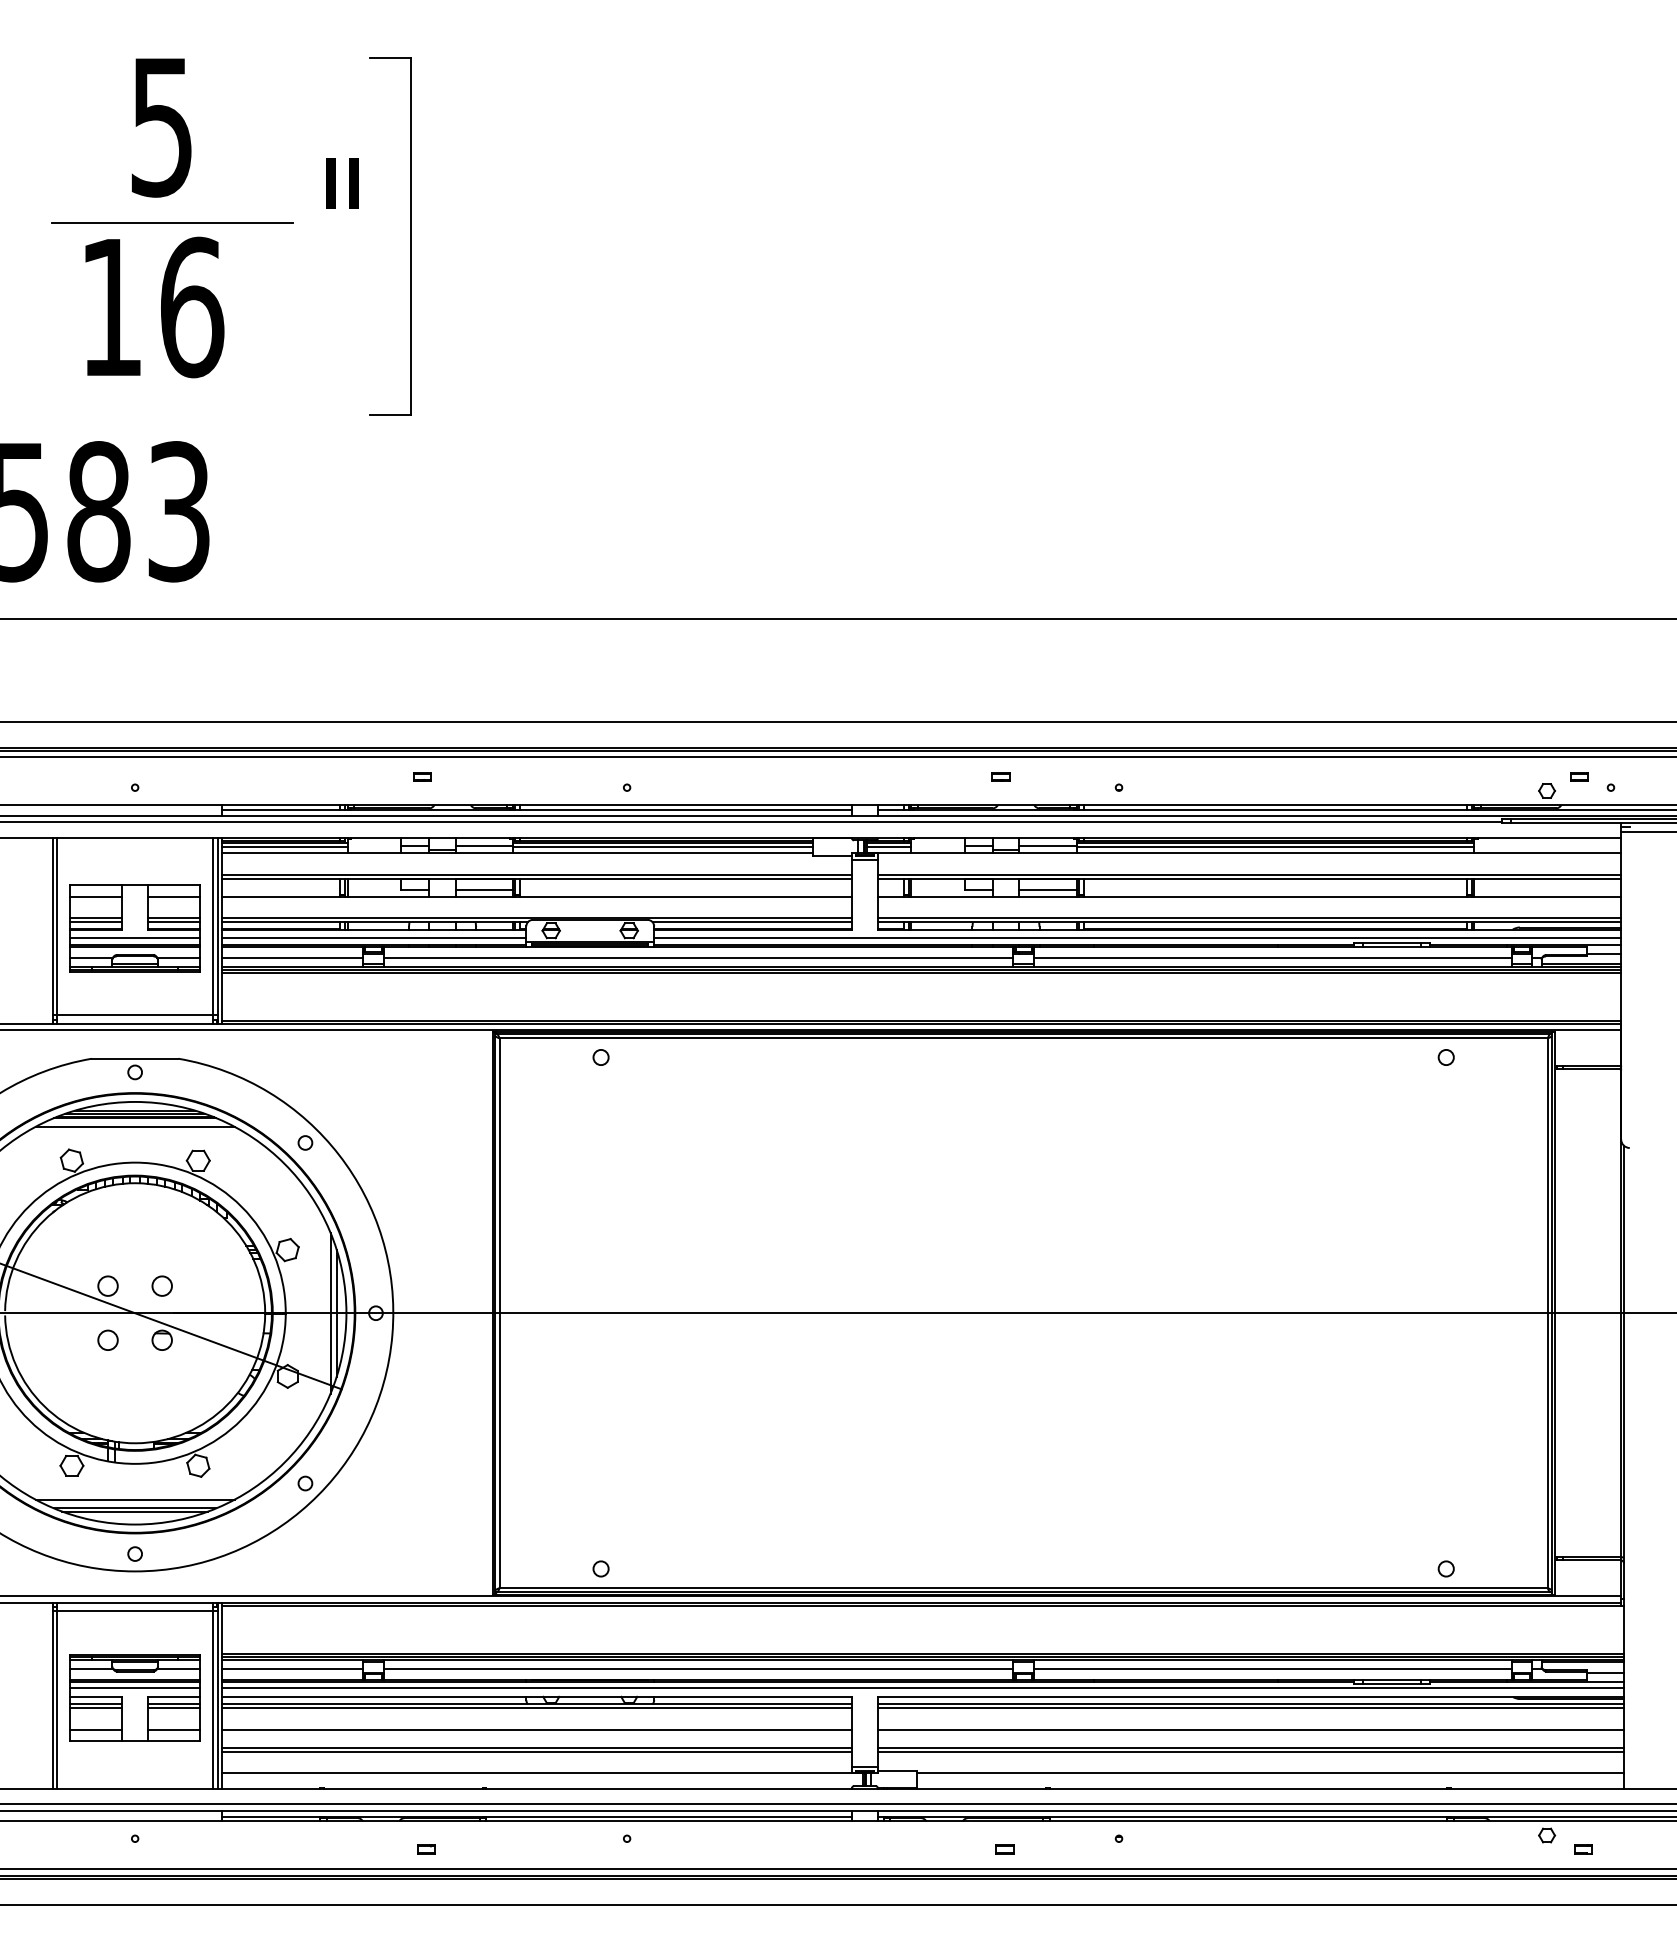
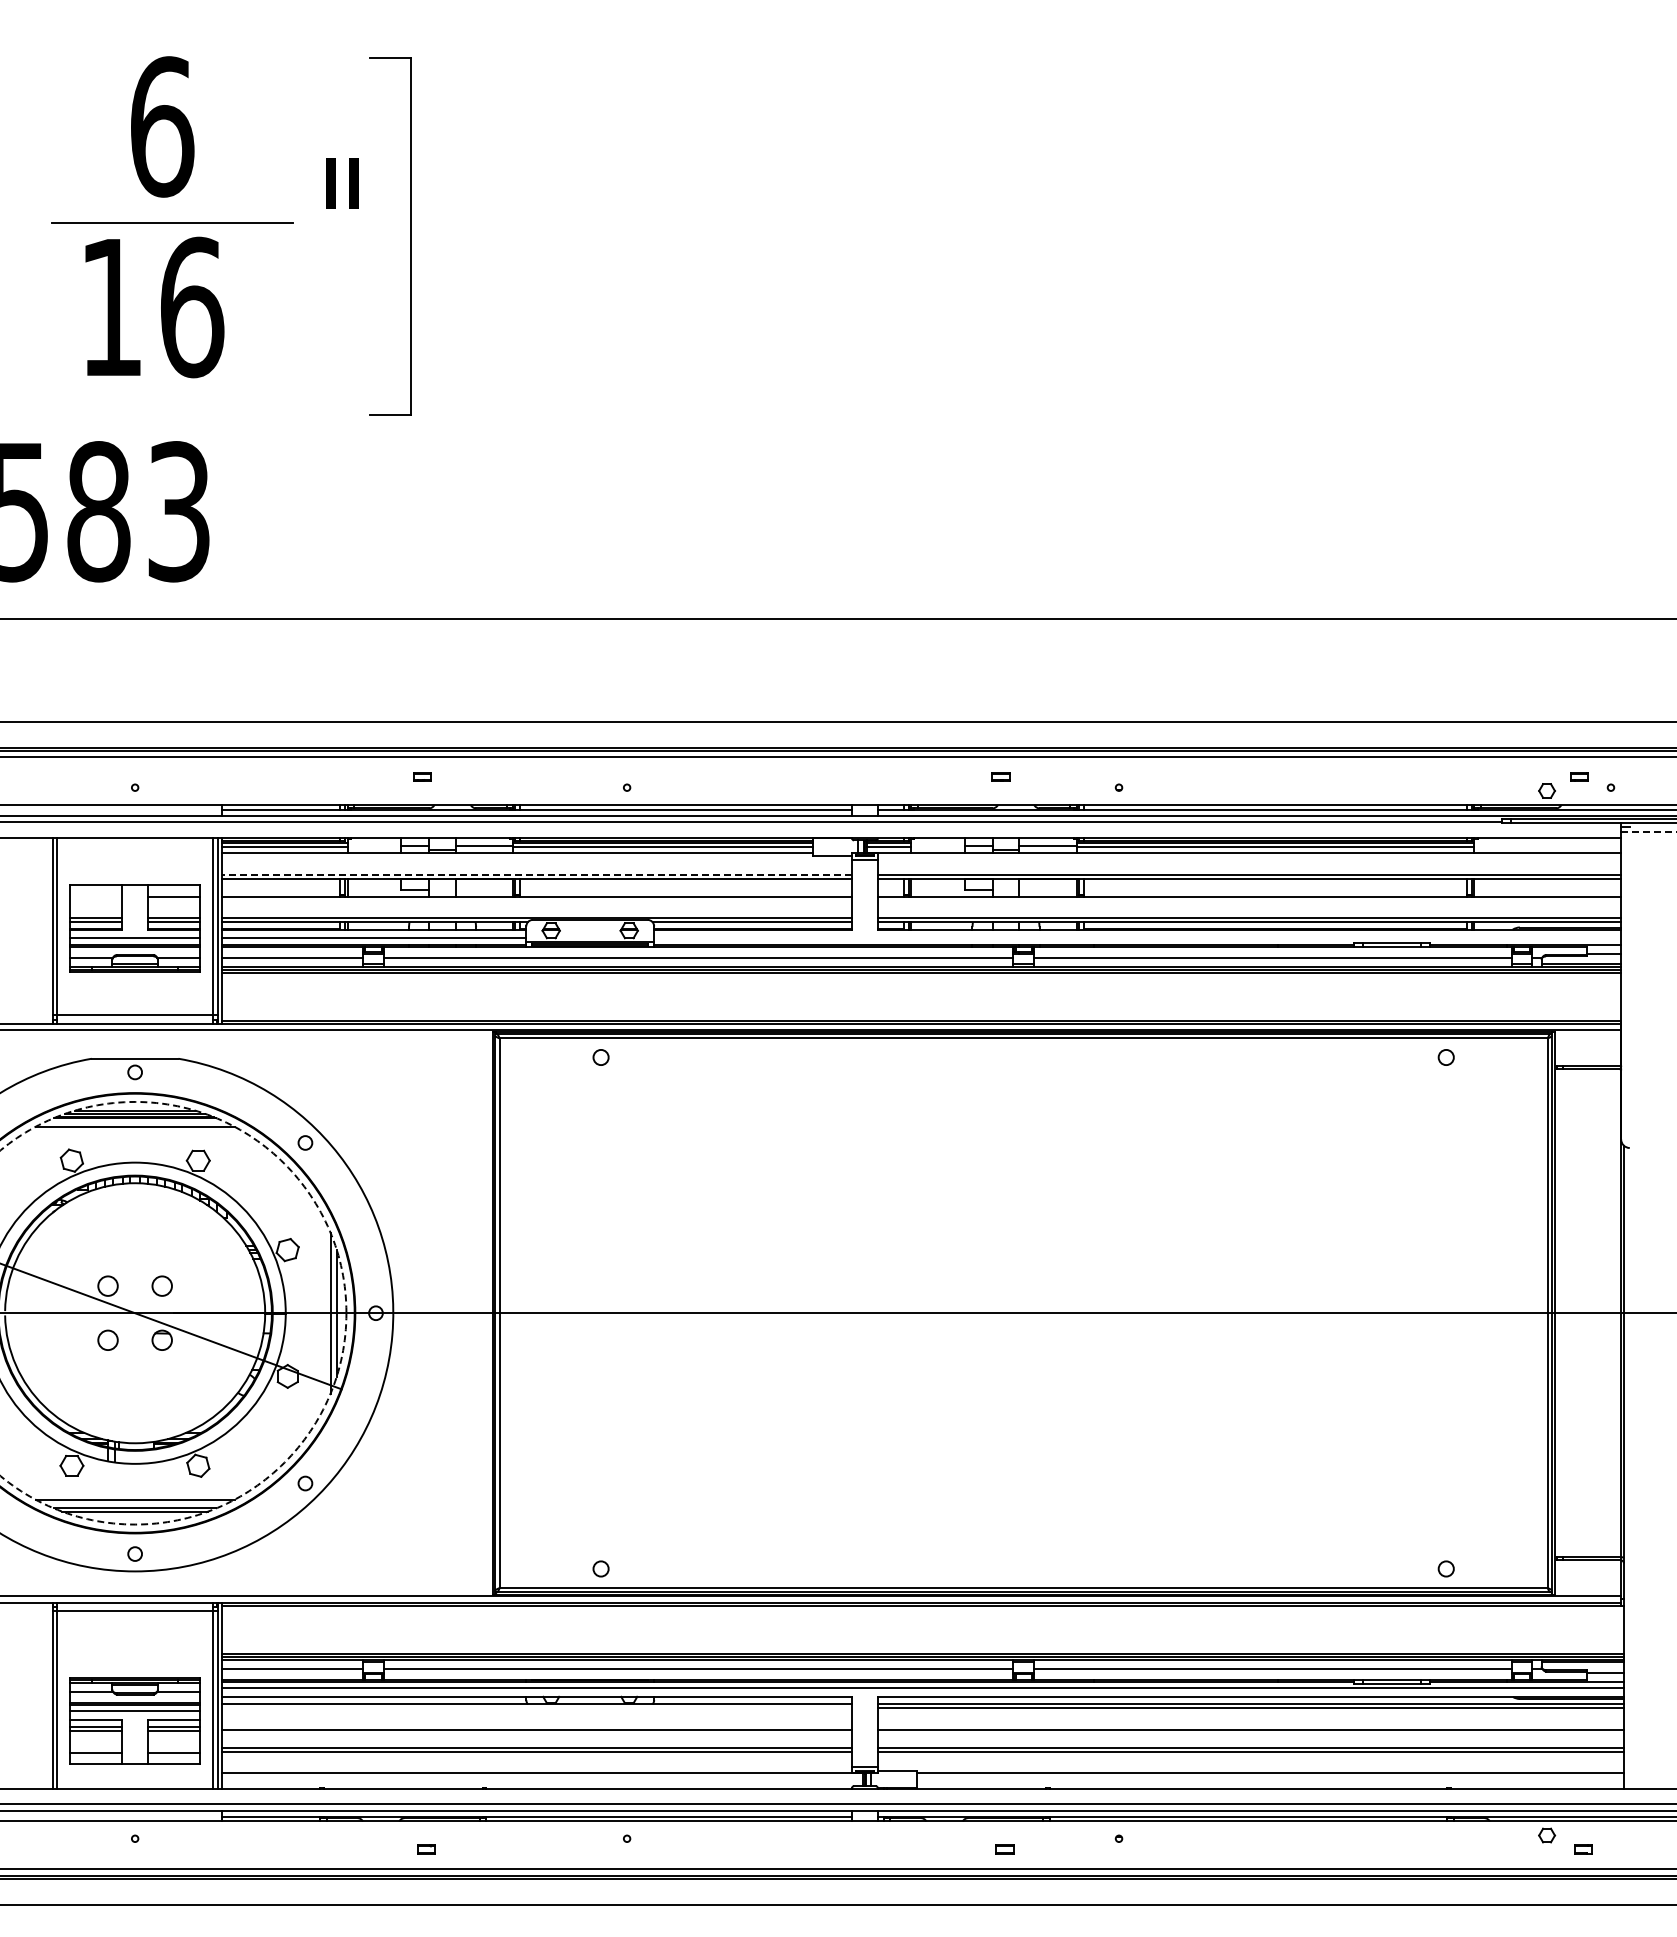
text: 5 -> 6 (162, 126)
line: solid -> dashed (1649, 831)
line: solid -> dashed (536, 874)
line: present -> none (484, 889)
line: present -> none (1047, 889)
line: present -> none (96, 896)
line: present -> none (1137, 938)
circle: solid -> dashed (173, 1312)
part position: (134, 1697) -> (134, 1720) (134, 1720)
line: present -> none (536, 1708)
